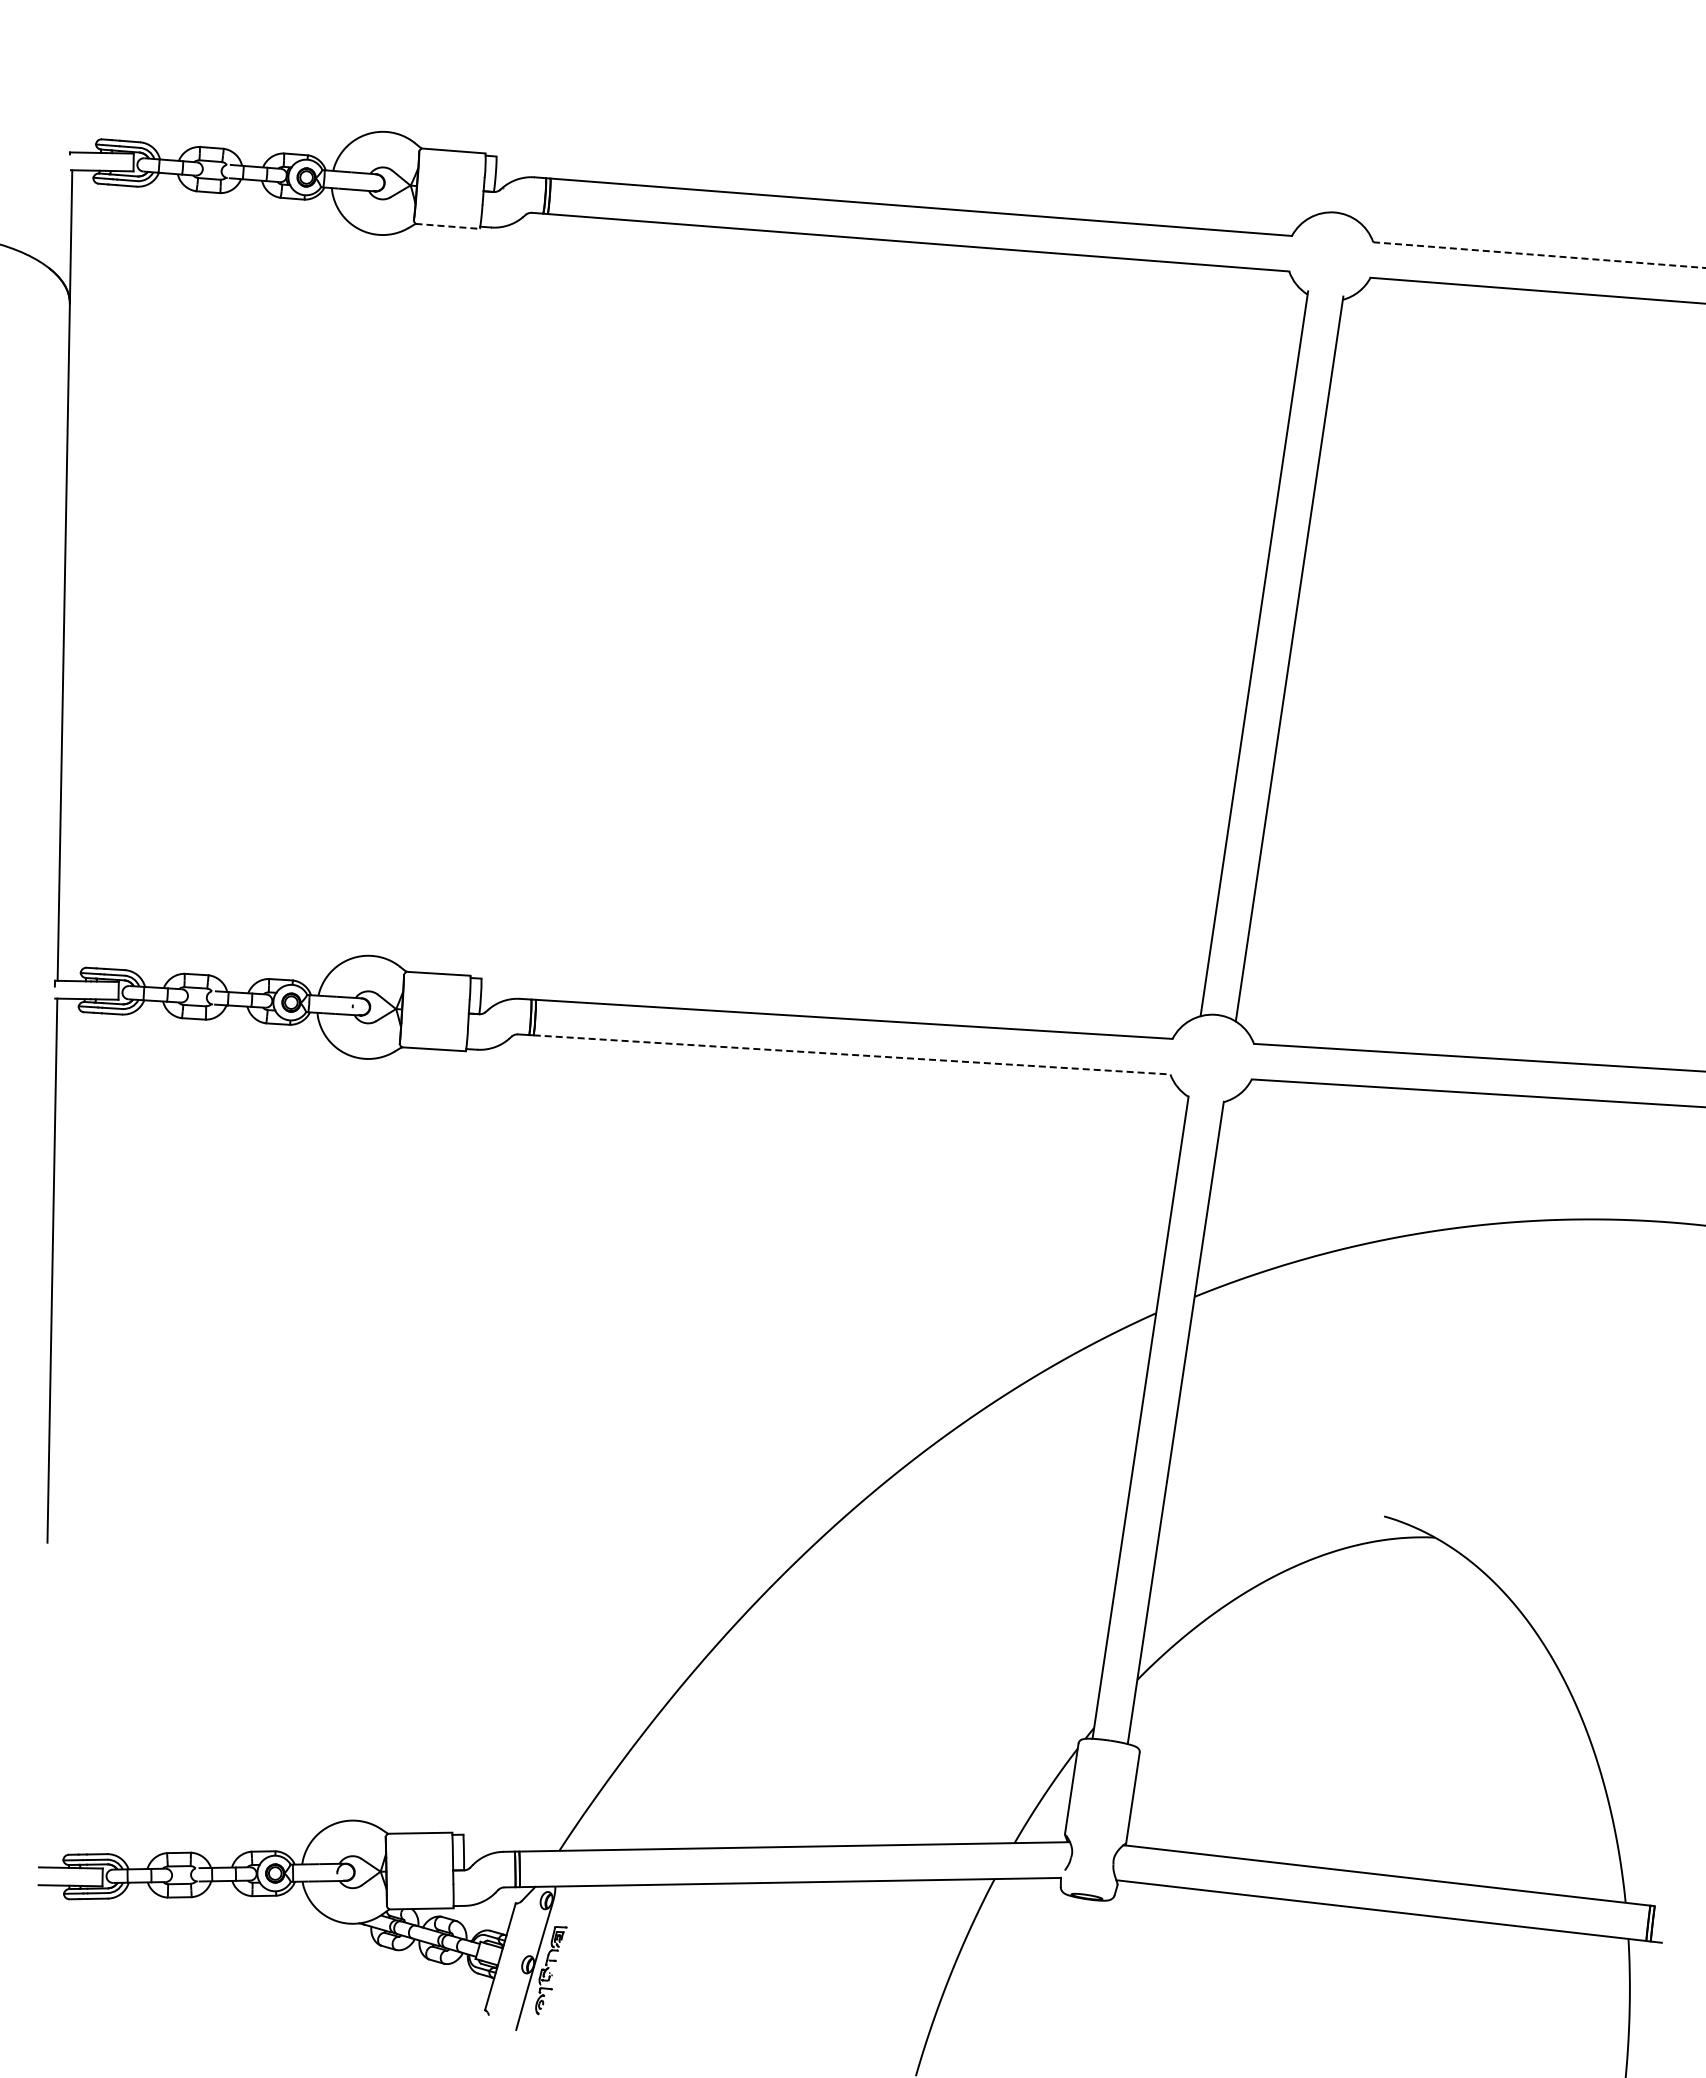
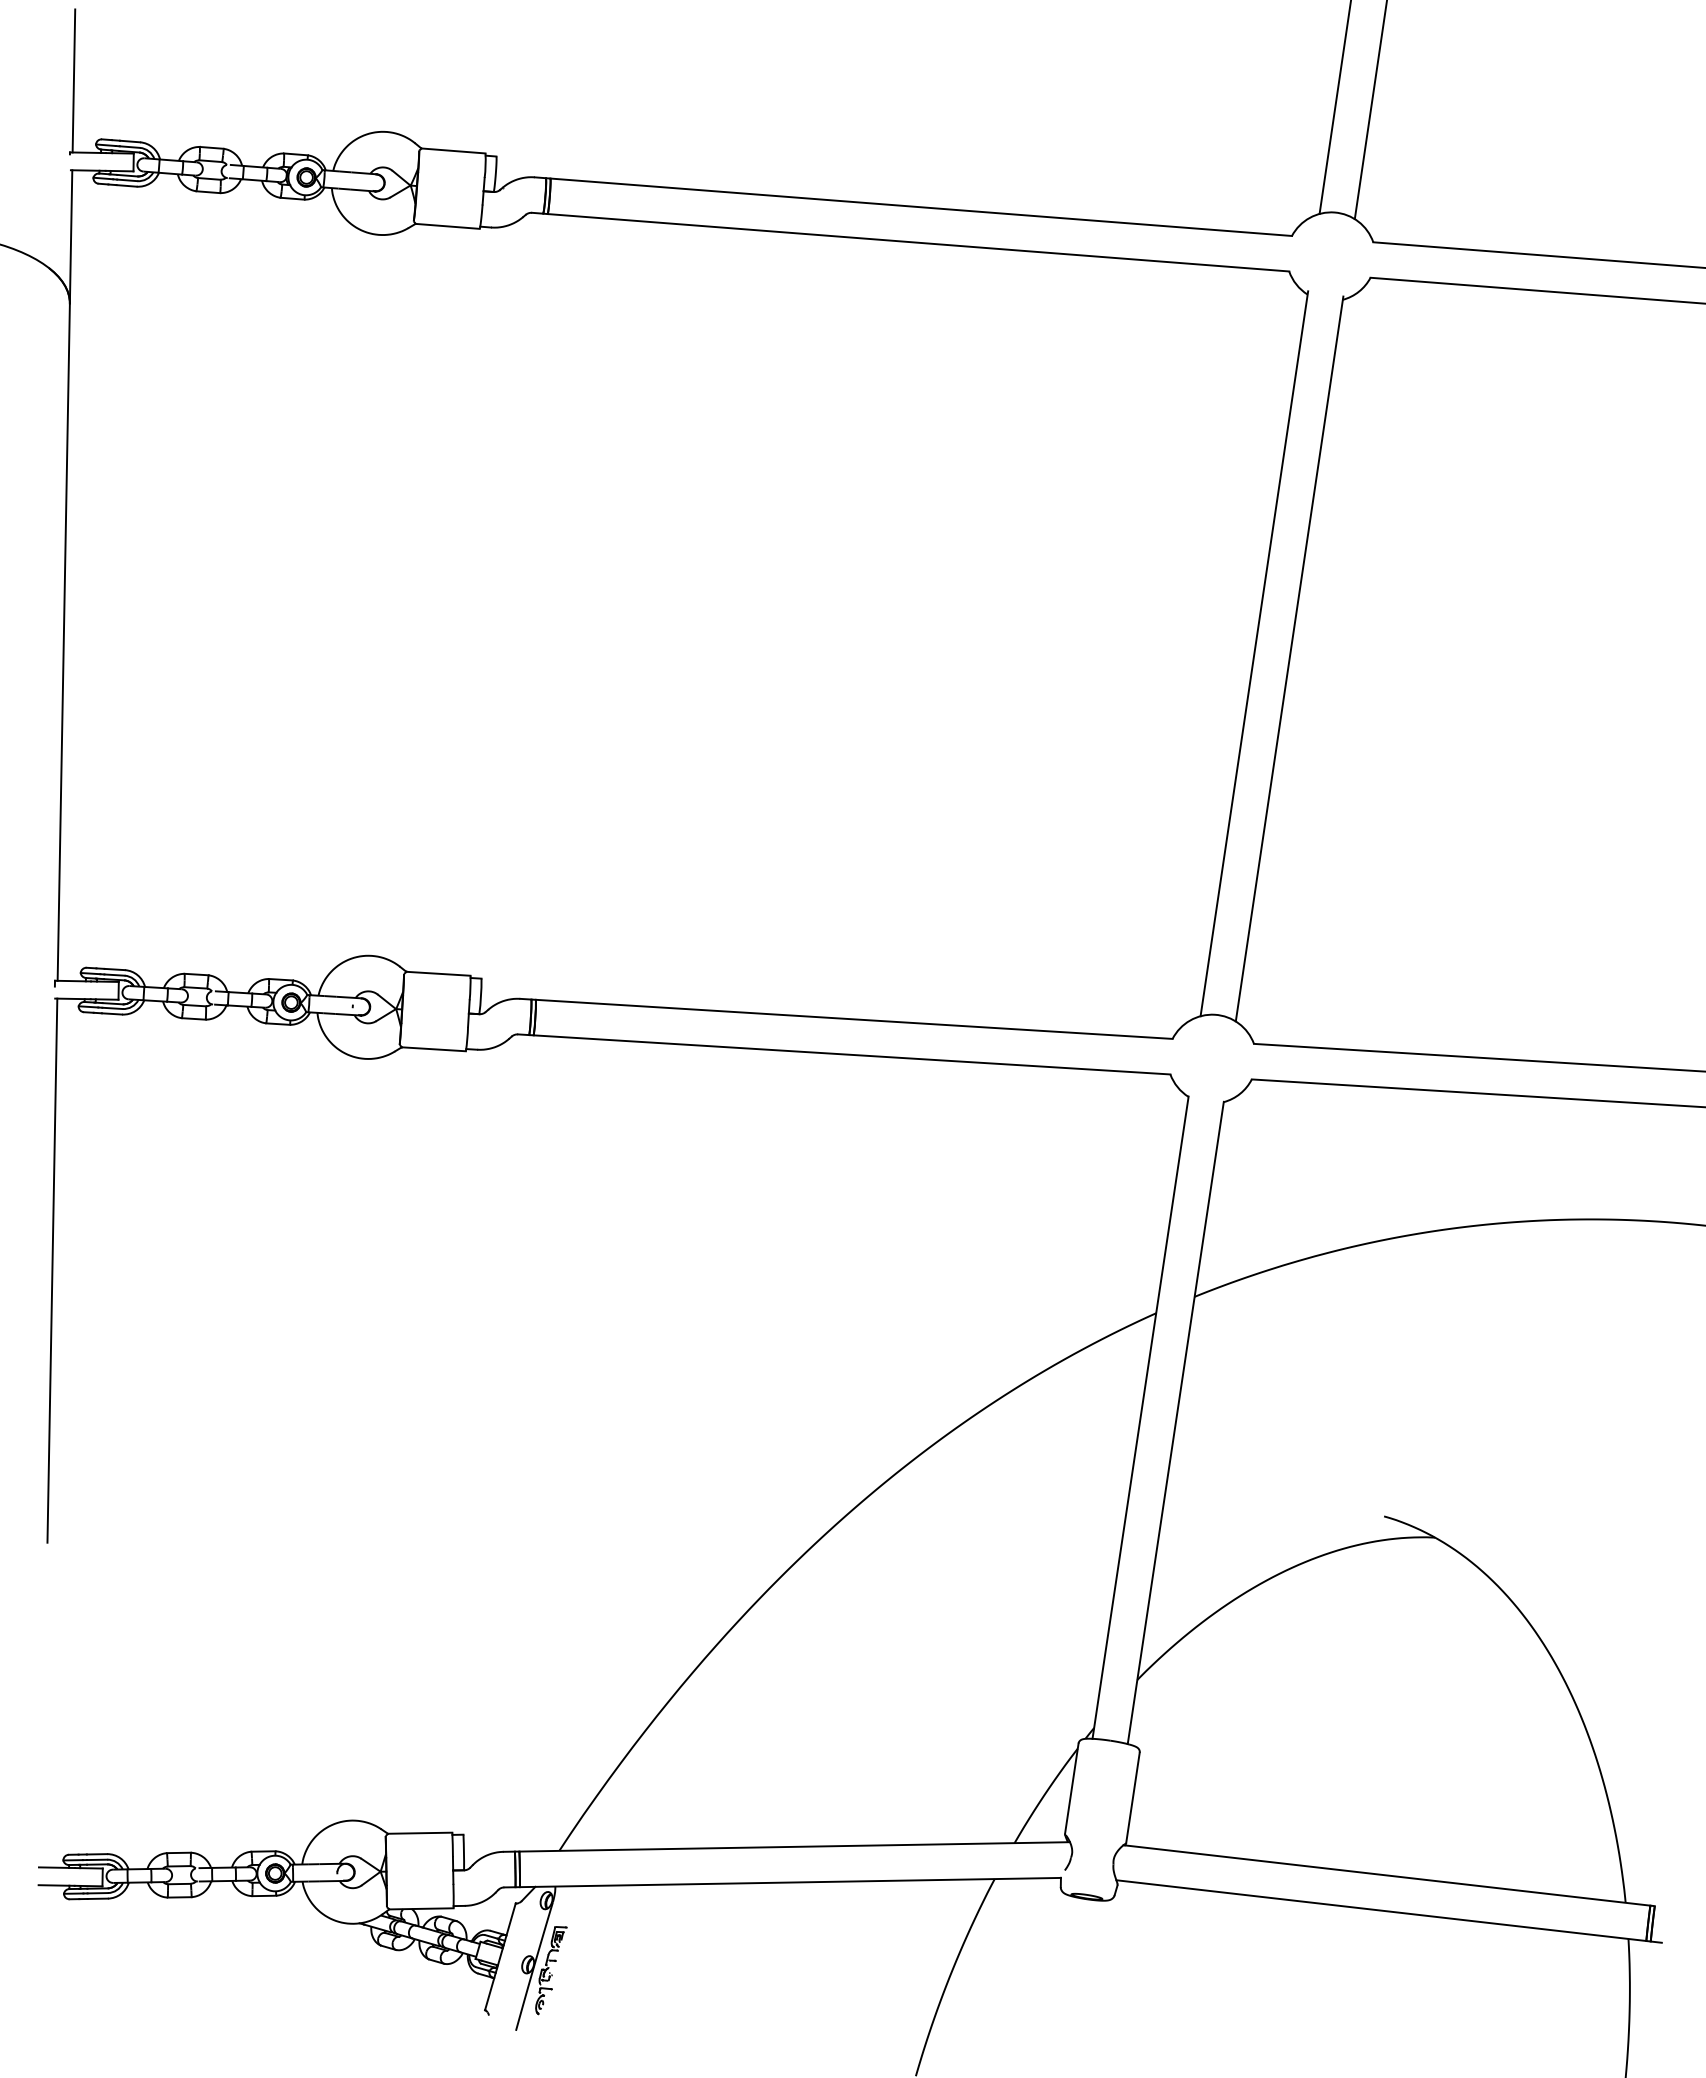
line: none -> present (73, 80)
line: none -> present (1334, 107)
line: none -> present (1370, 110)
line: dashed -> solid (448, 226)
line: dashed -> solid (1538, 255)
line: dashed -> solid (852, 1054)
